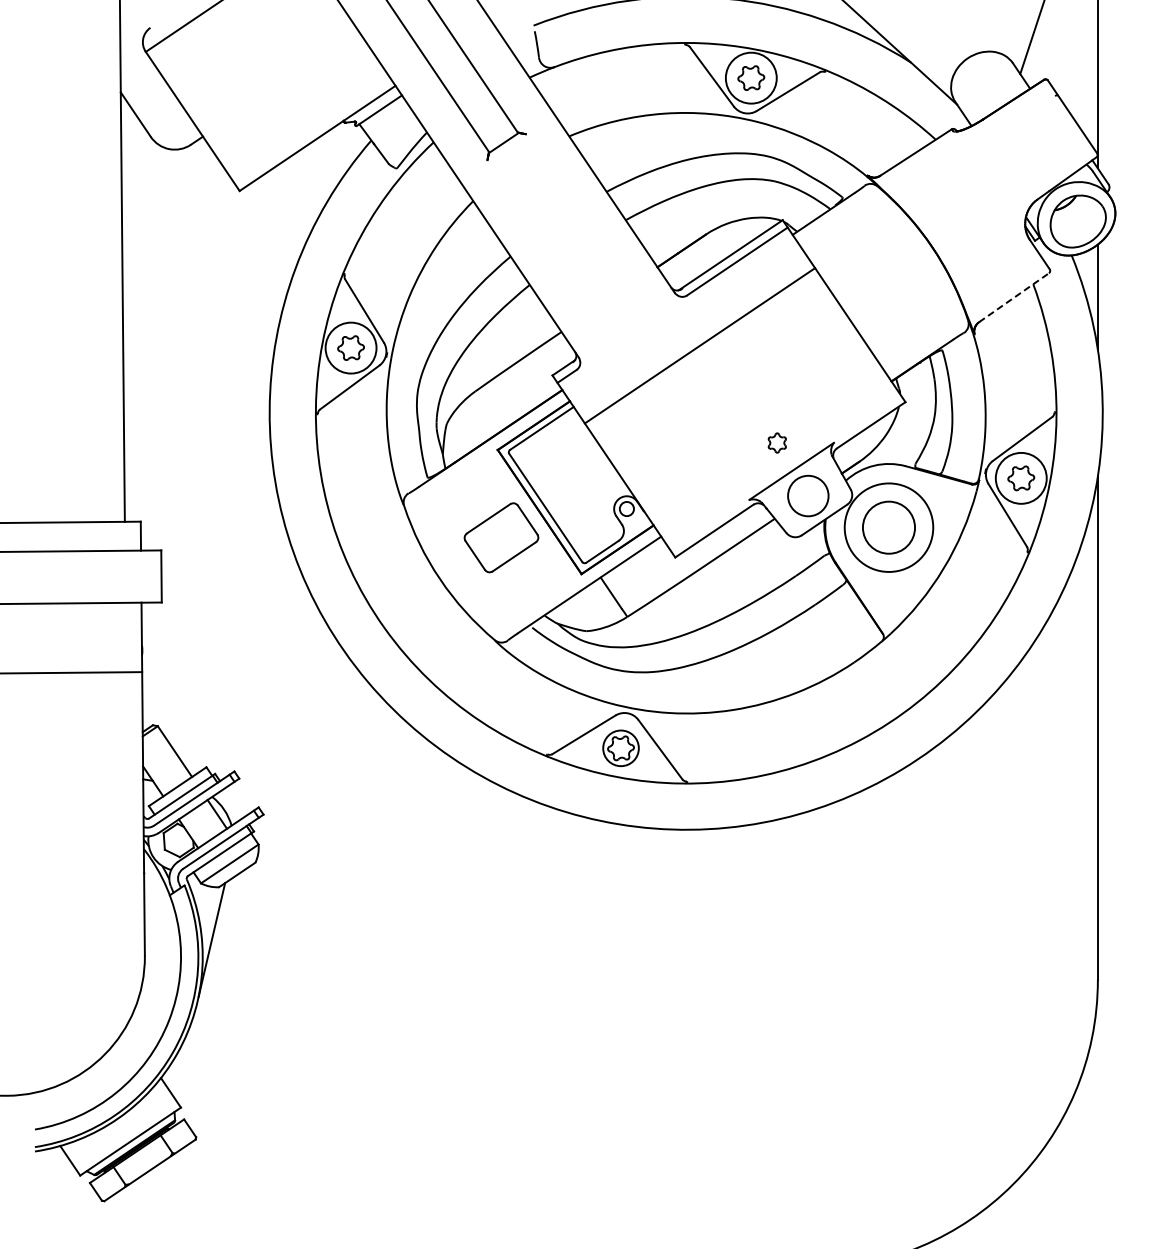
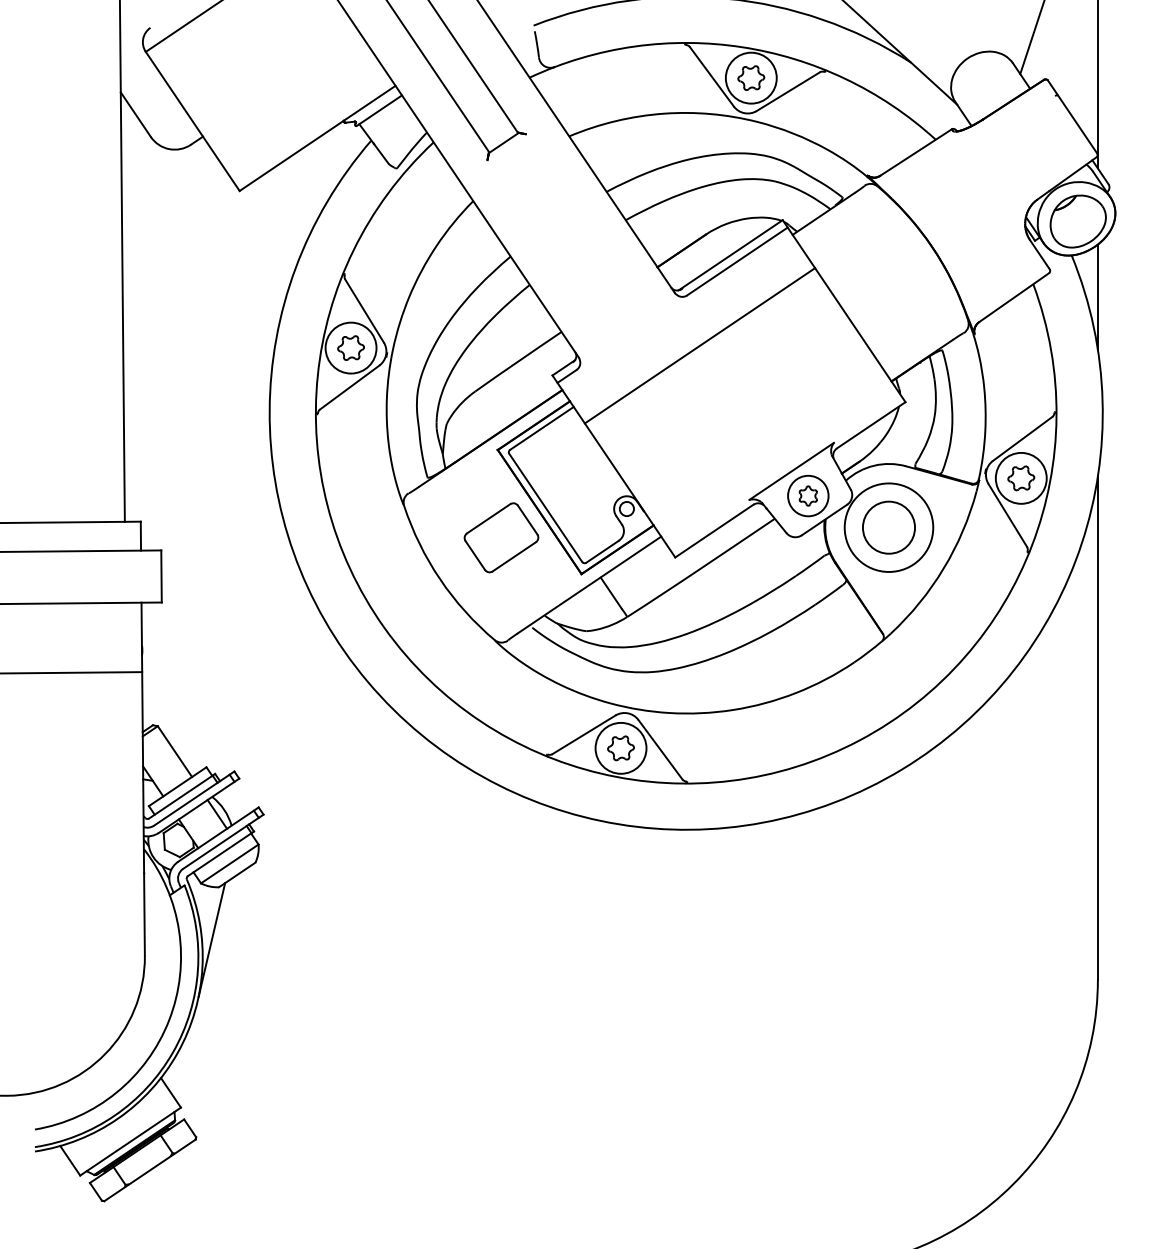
line: dashed -> solid (1014, 297)
part position: (776, 442) -> (807, 495) (807, 495)
circle diameter: 36 px -> 51 px (620, 747)
